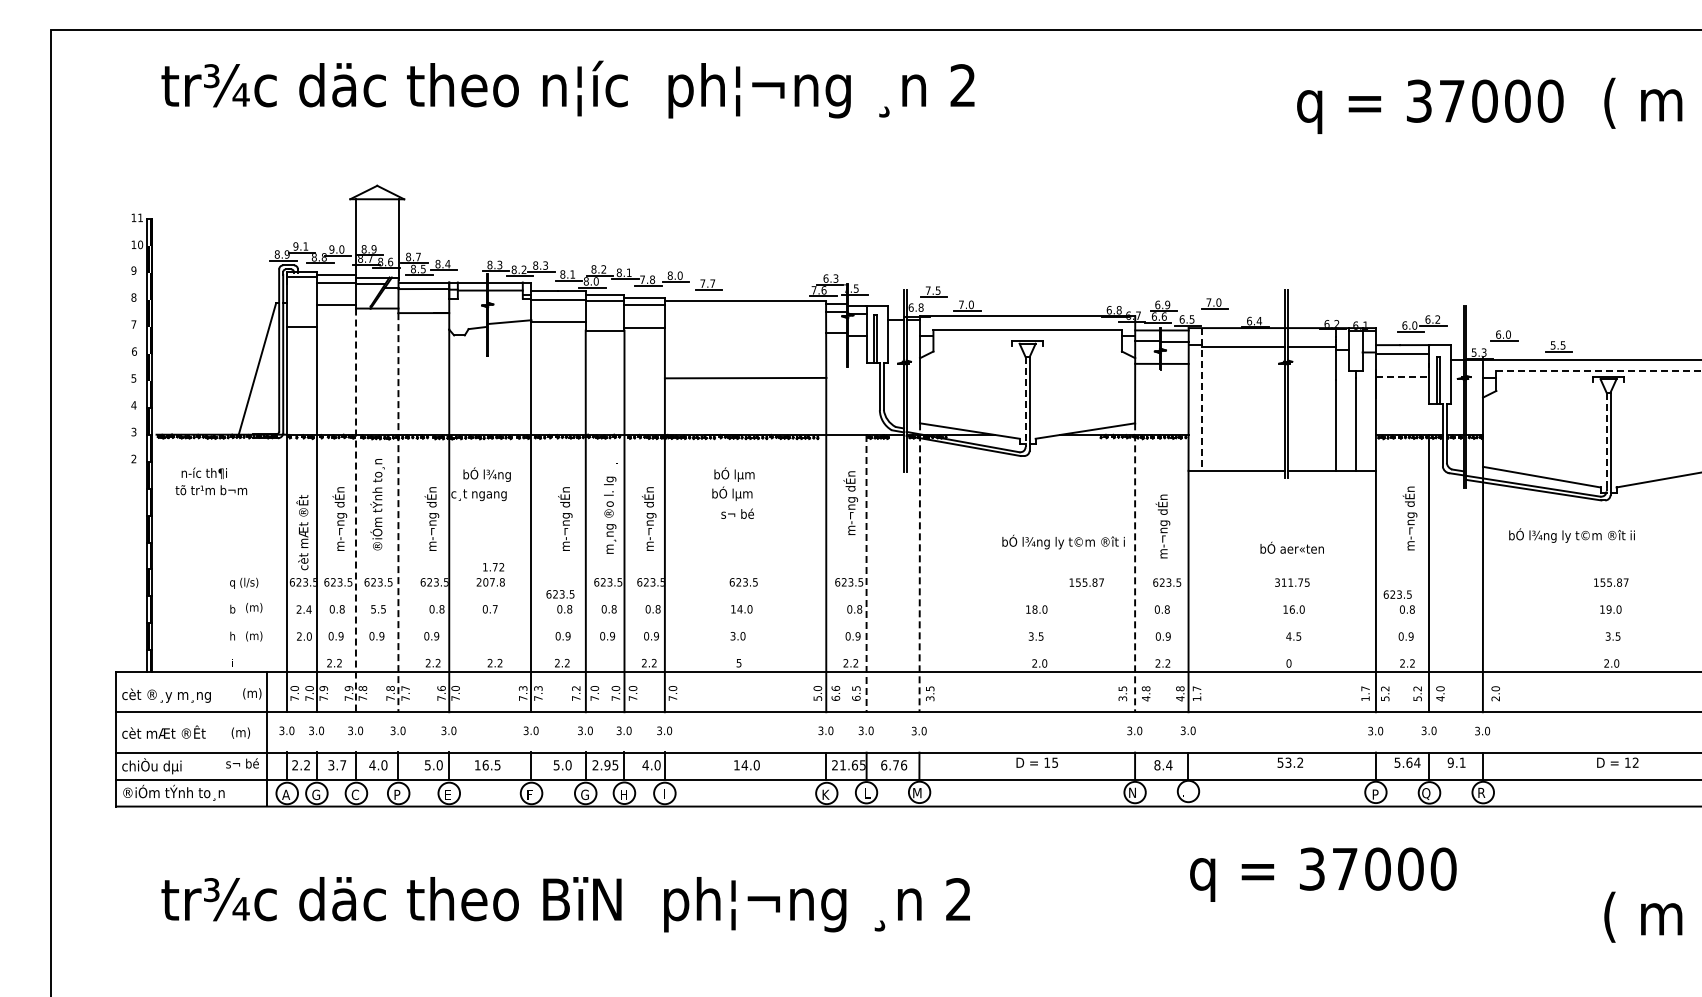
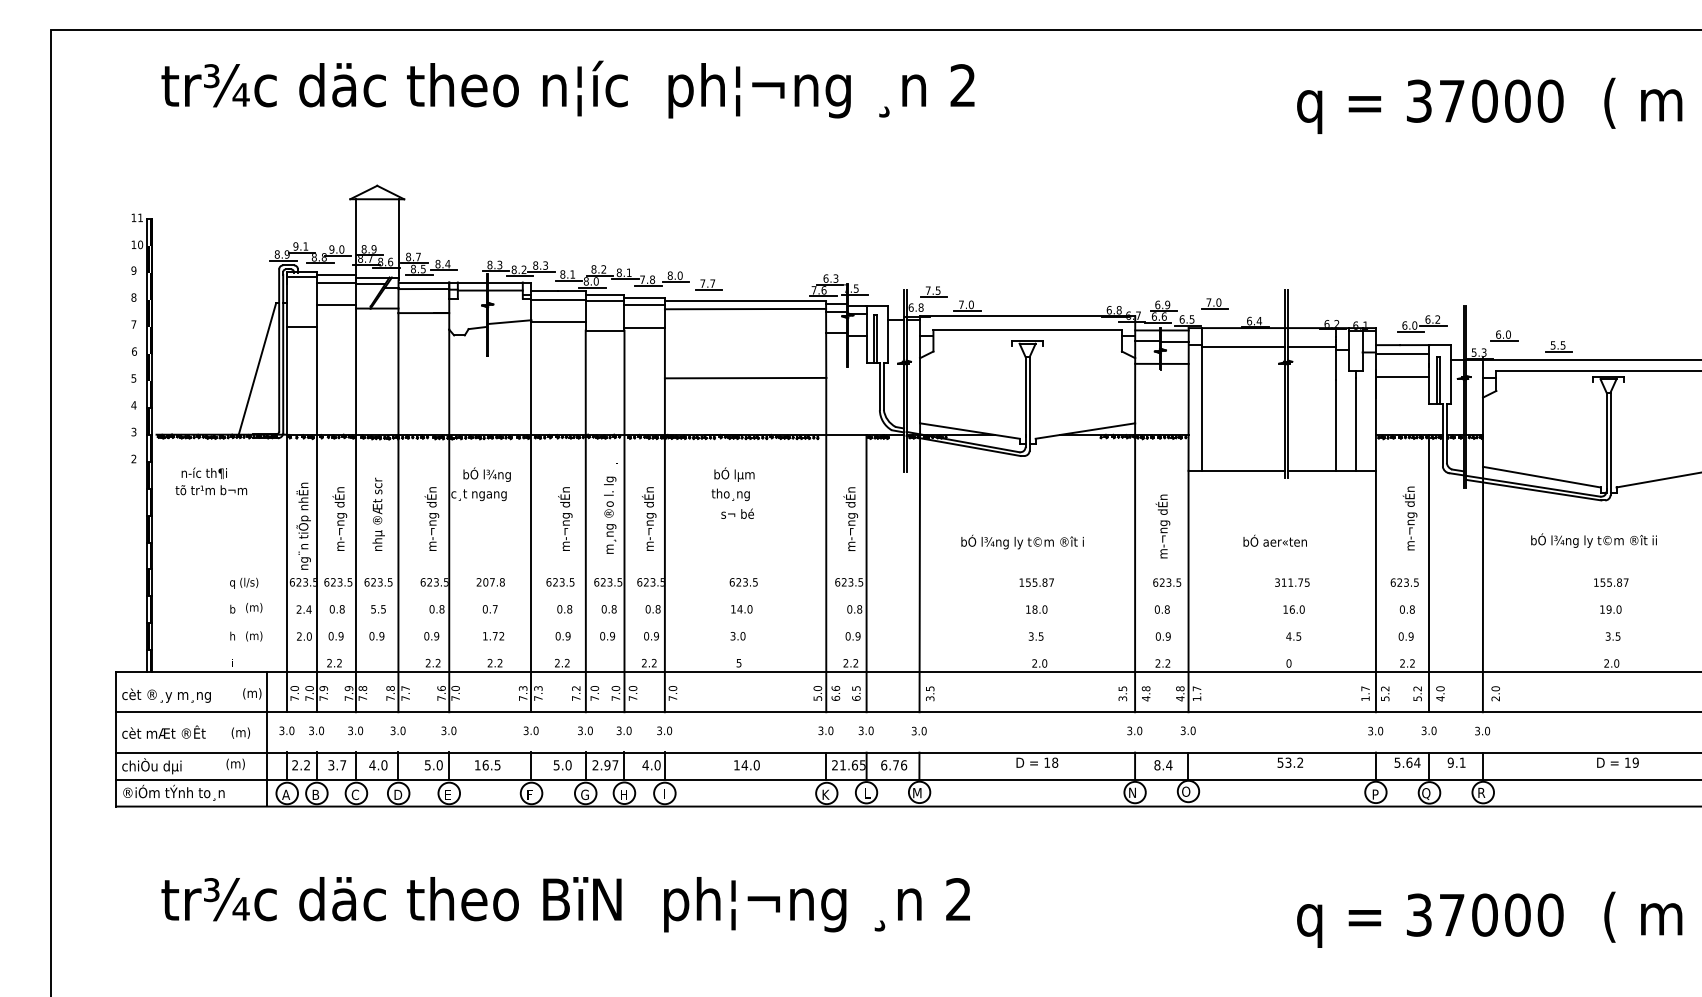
line: none -> present (745, 308)
line: dashed -> solid (1599, 370)
line: dashed -> solid (1402, 376)
line: dashed -> solid (1201, 399)
line: dashed -> solid (1025, 402)
line: dashed -> solid (1606, 442)
text: bÓ lµm -> tho¸ng (731, 493)
text position: (850, 502) -> (850, 518) (850, 518)
text: ®iÓm tÝnh to¸n -> nhµ ®Æt scr (377, 504)
line: dashed -> solid (356, 510)
line: dashed -> solid (398, 512)
text: cèt mÆt ®Êt -> ng¨n tiÕp nhËn (303, 526)
text position: (1571, 535) -> (1593, 540) (1593, 540)
text position: (1063, 541) -> (1022, 541) (1022, 541)
text position: (1291, 547) -> (1274, 540) (1274, 540)
text position: (493, 567) -> (493, 636) (493, 636)
line: dashed -> solid (919, 568)
line: dashed -> solid (1135, 568)
line: dashed -> solid (866, 573)
text position: (1086, 582) -> (1036, 582) (1036, 582)
text position: (560, 594) -> (560, 582) (560, 582)
text position: (1397, 594) -> (1404, 582) (1404, 582)
text: 15 -> 18 (1055, 762)
text: 12 -> 19 (1635, 762)
text: s¬ bé -> (m) (242, 764)
text: 2.95 -> 2.97 (615, 765)
text: . -> O (1186, 791)
text: G -> B (316, 794)
text: P -> D (398, 794)
text position: (1323, 874) -> (1430, 920) (1430, 920)
